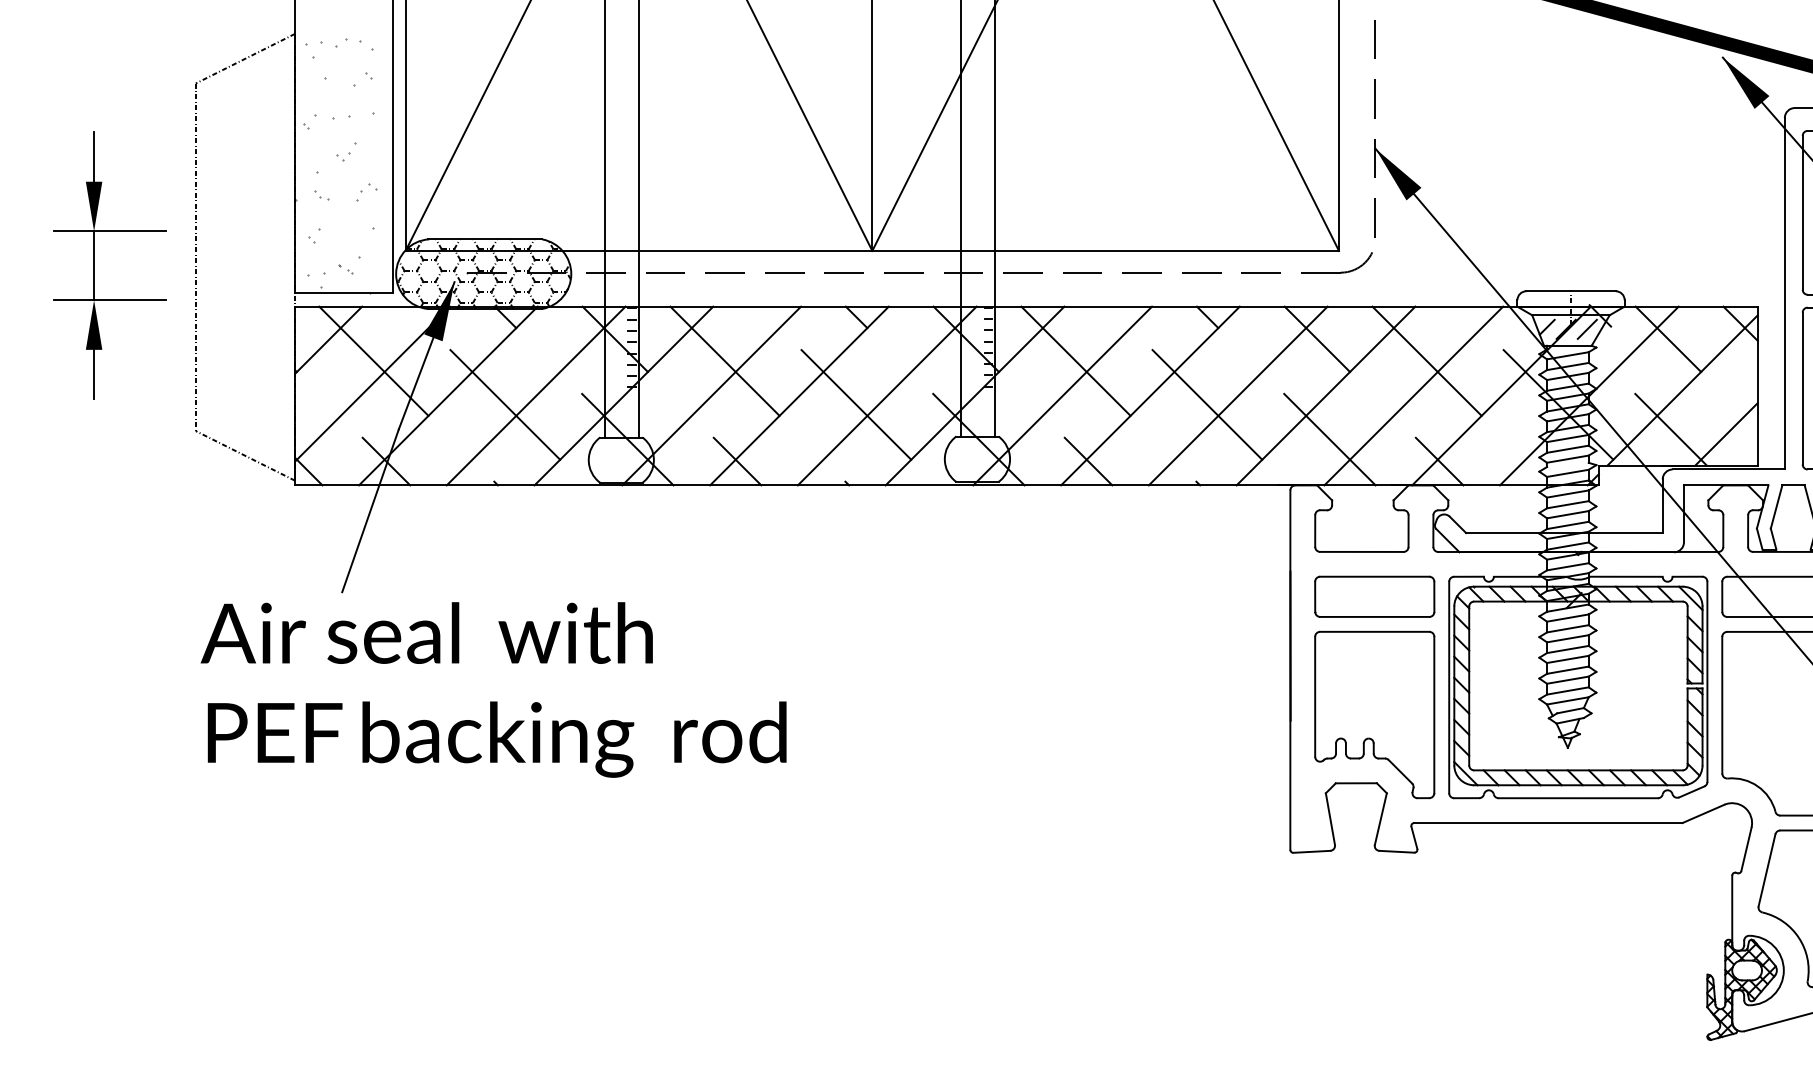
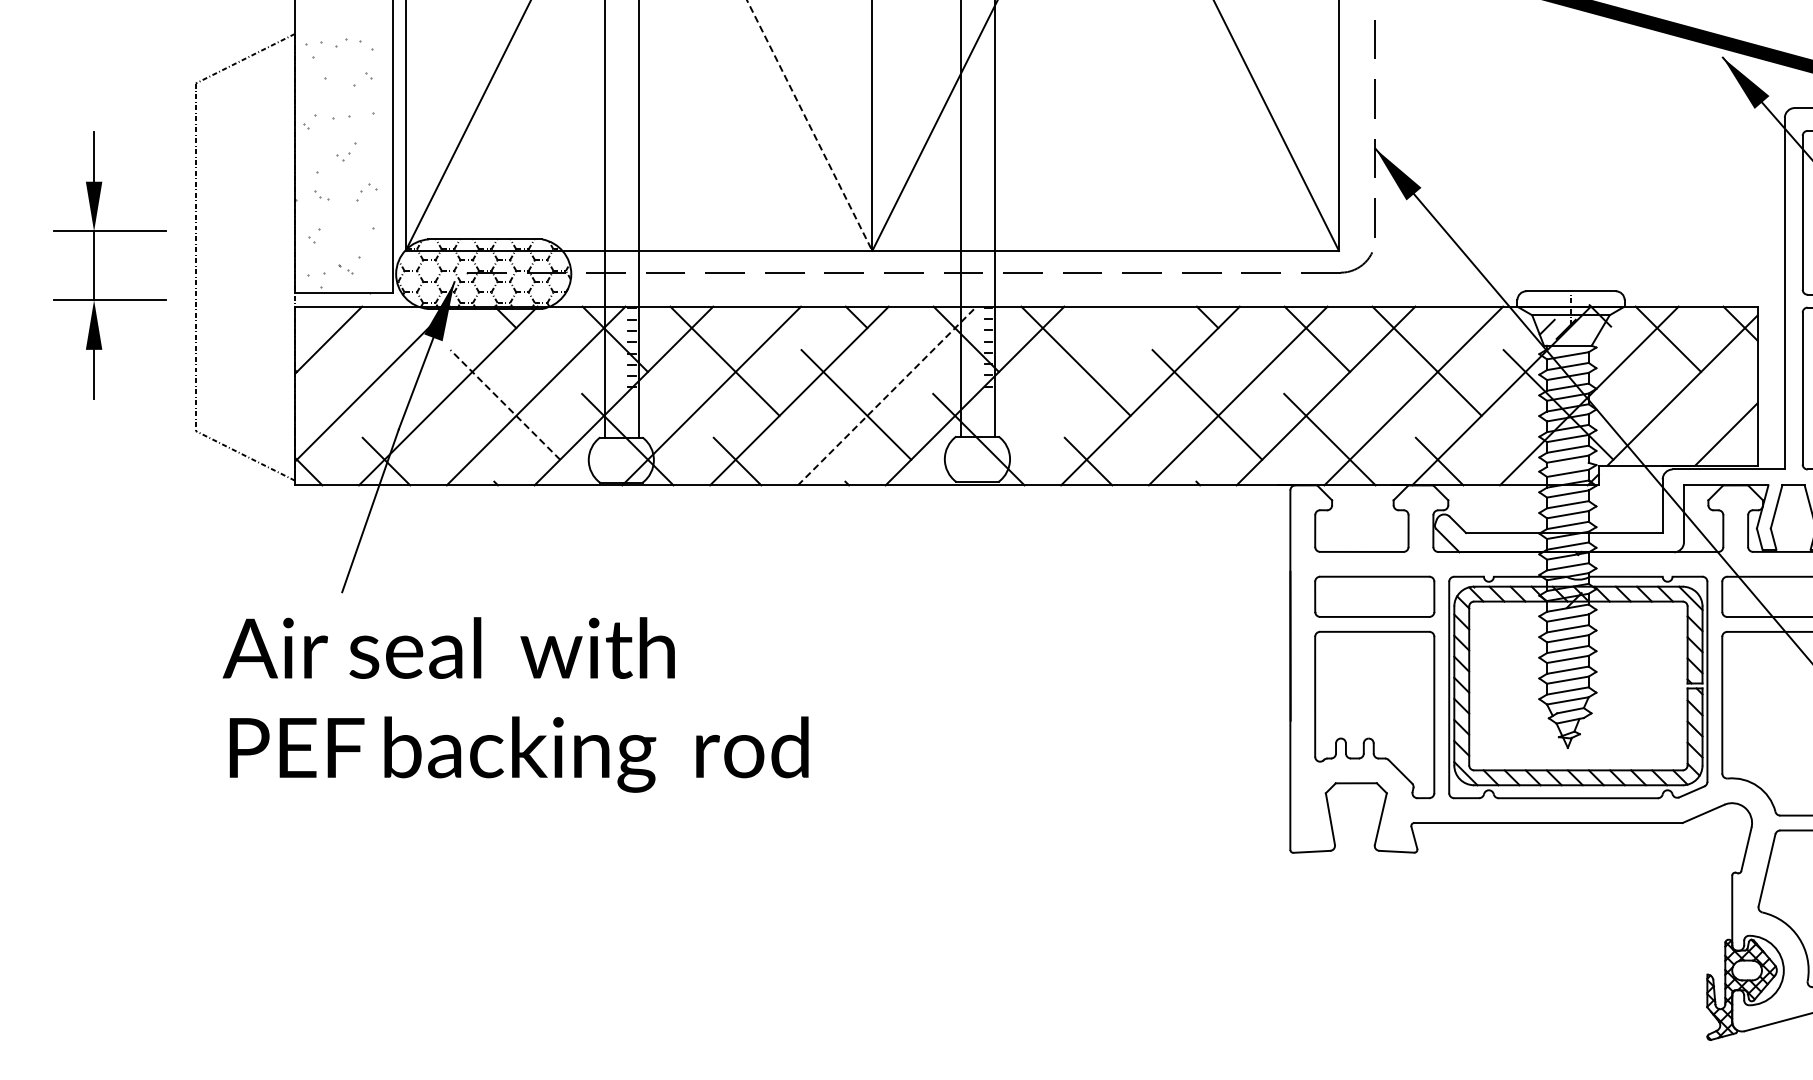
line: solid -> dashed (809, 125)
line: present -> none (1586, 328)
line: present -> none (373, 360)
line: solid -> dashed (887, 395)
line: present -> none (1062, 395)
line: solid -> dashed (505, 404)
line: present -> none (1670, 429)
text position: (493, 689) -> (515, 704) (515, 704)
